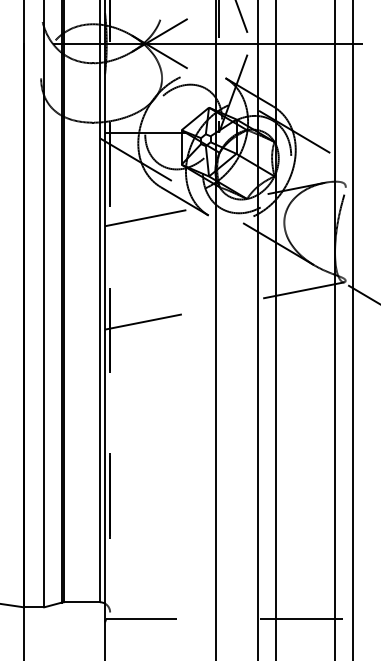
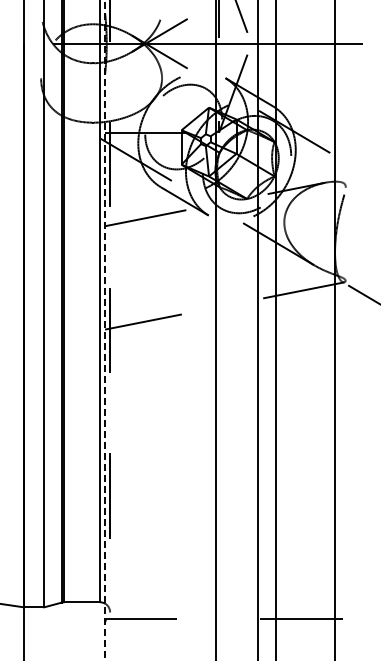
line: present -> none (352, 329)
line: solid -> dashed (105, 330)
